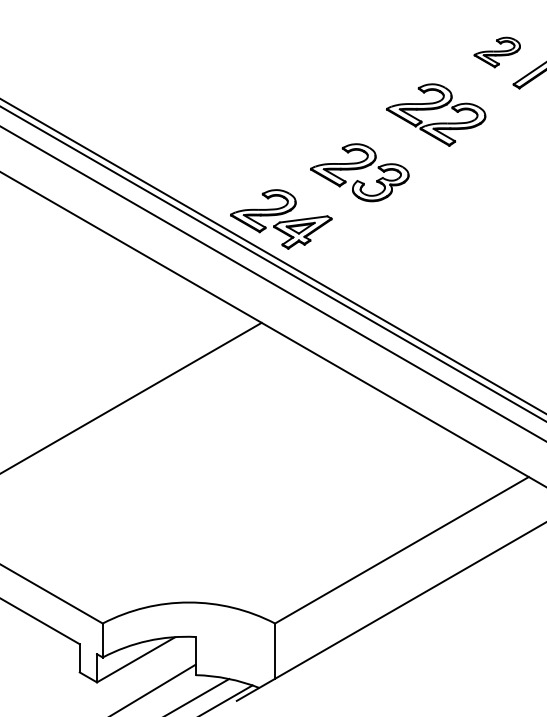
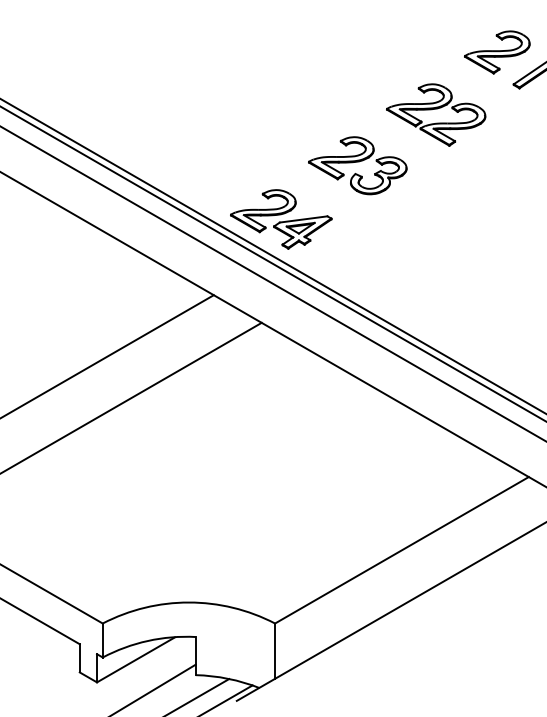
part size: 48x33 px -> 67x45 px (497, 52)
part position: (359, 172) -> (357, 165) (357, 165)
line: none -> present (107, 356)
